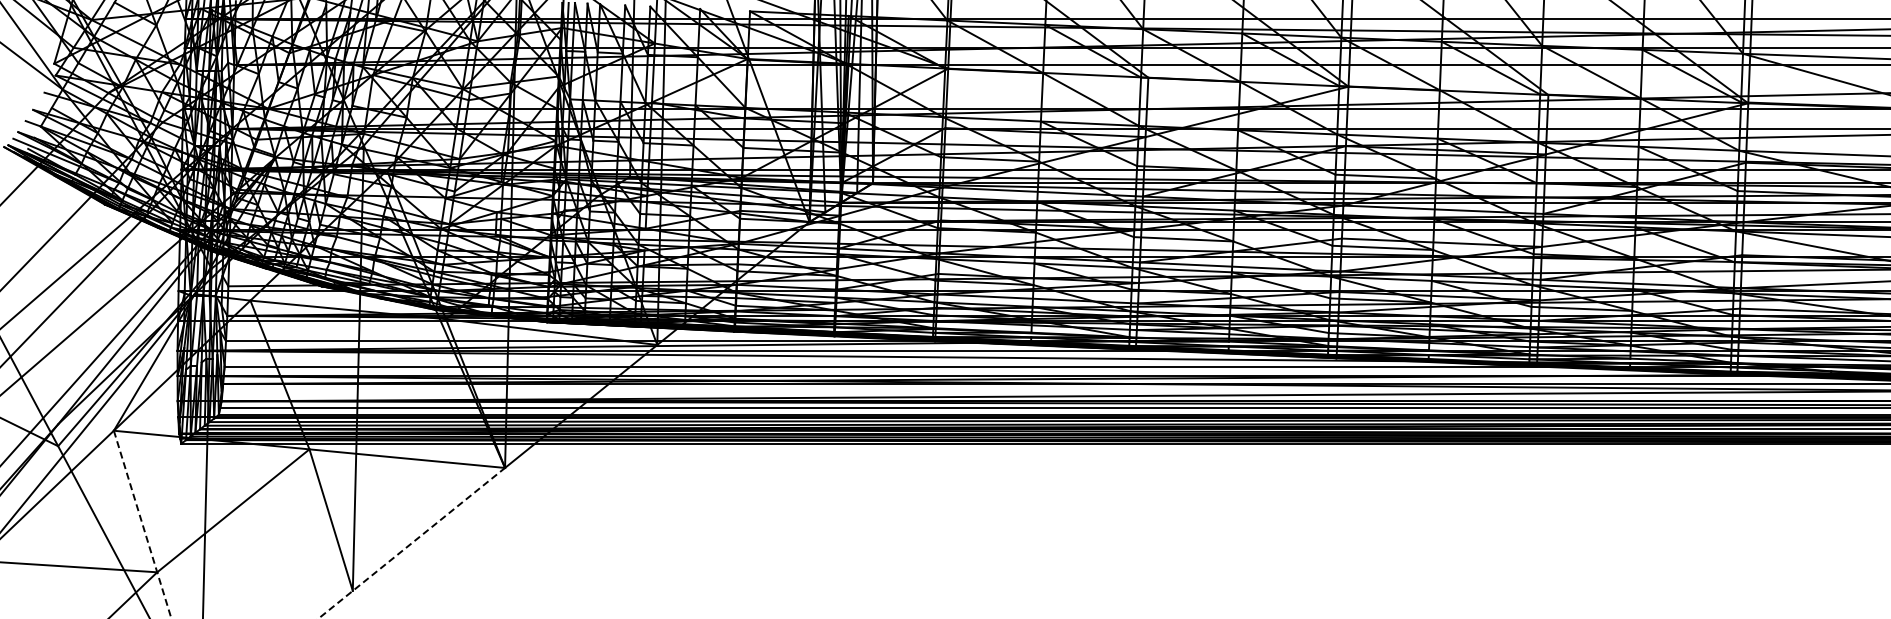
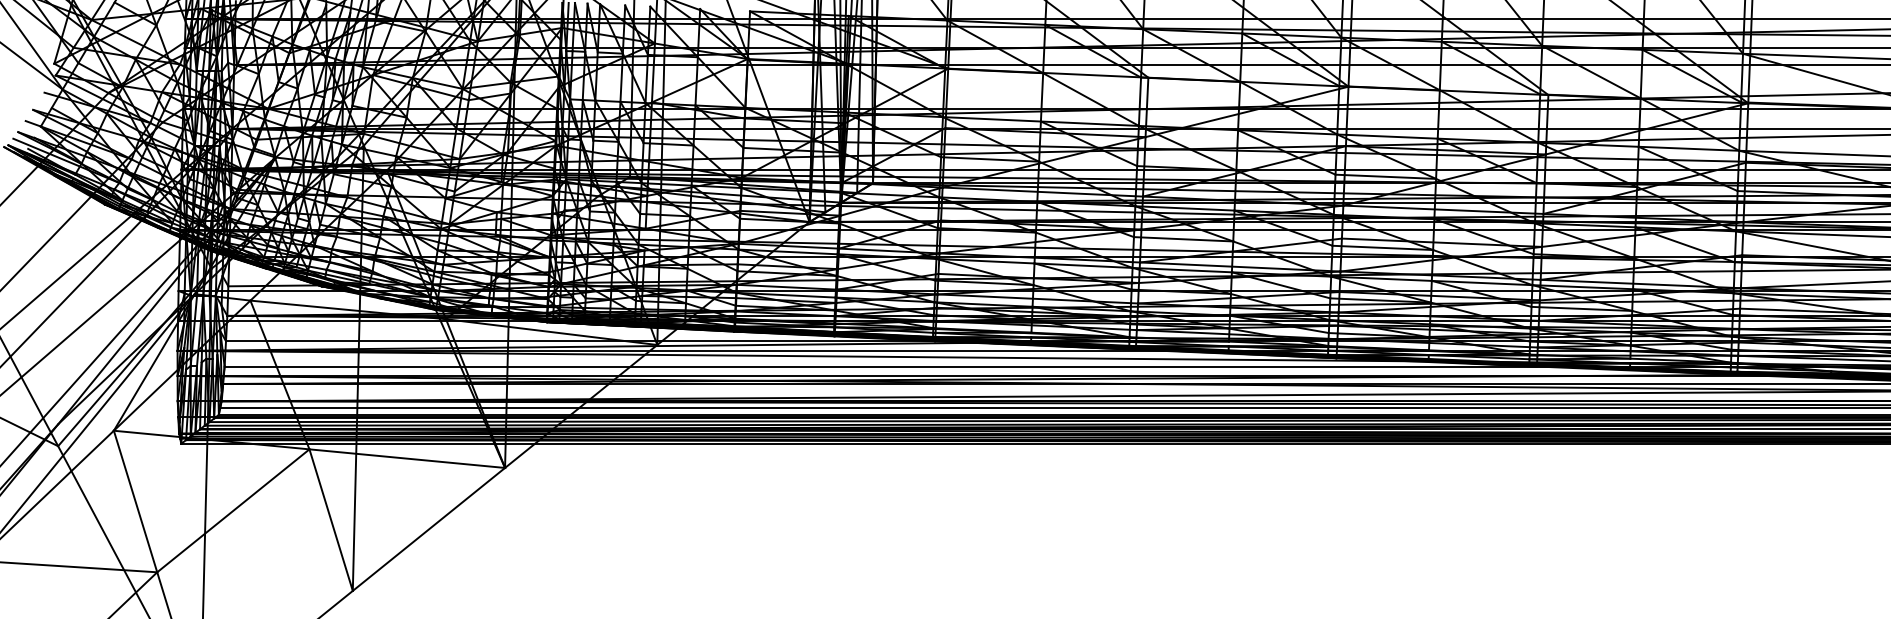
line: dashed -> solid (142, 525)
line: dashed -> solid (411, 543)
